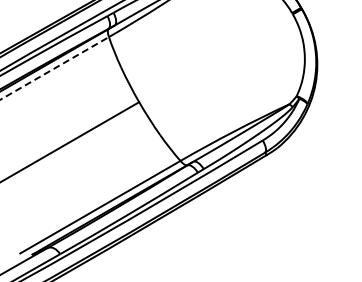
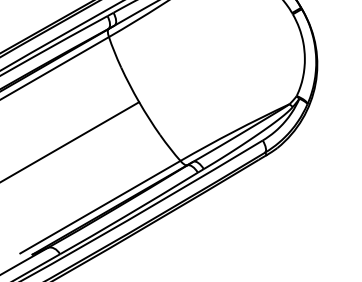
line: dashed -> solid (54, 68)
